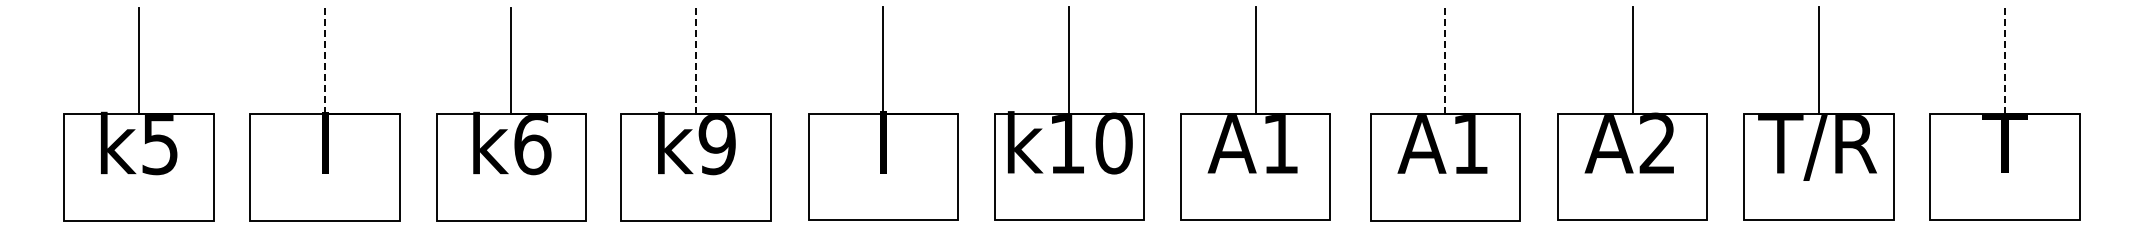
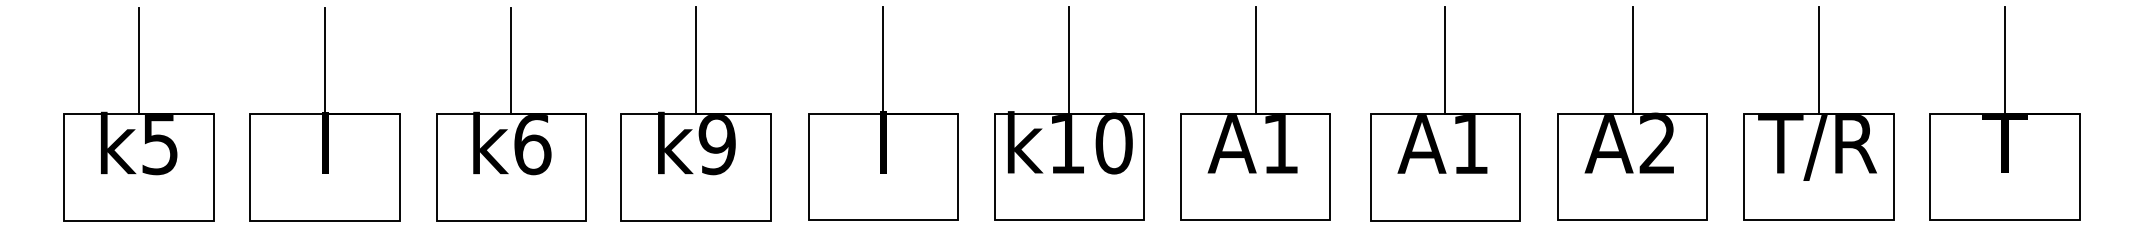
line: dashed -> solid (2004, 59)
line: dashed -> solid (325, 60)
line: dashed -> solid (696, 60)
line: dashed -> solid (1445, 60)
